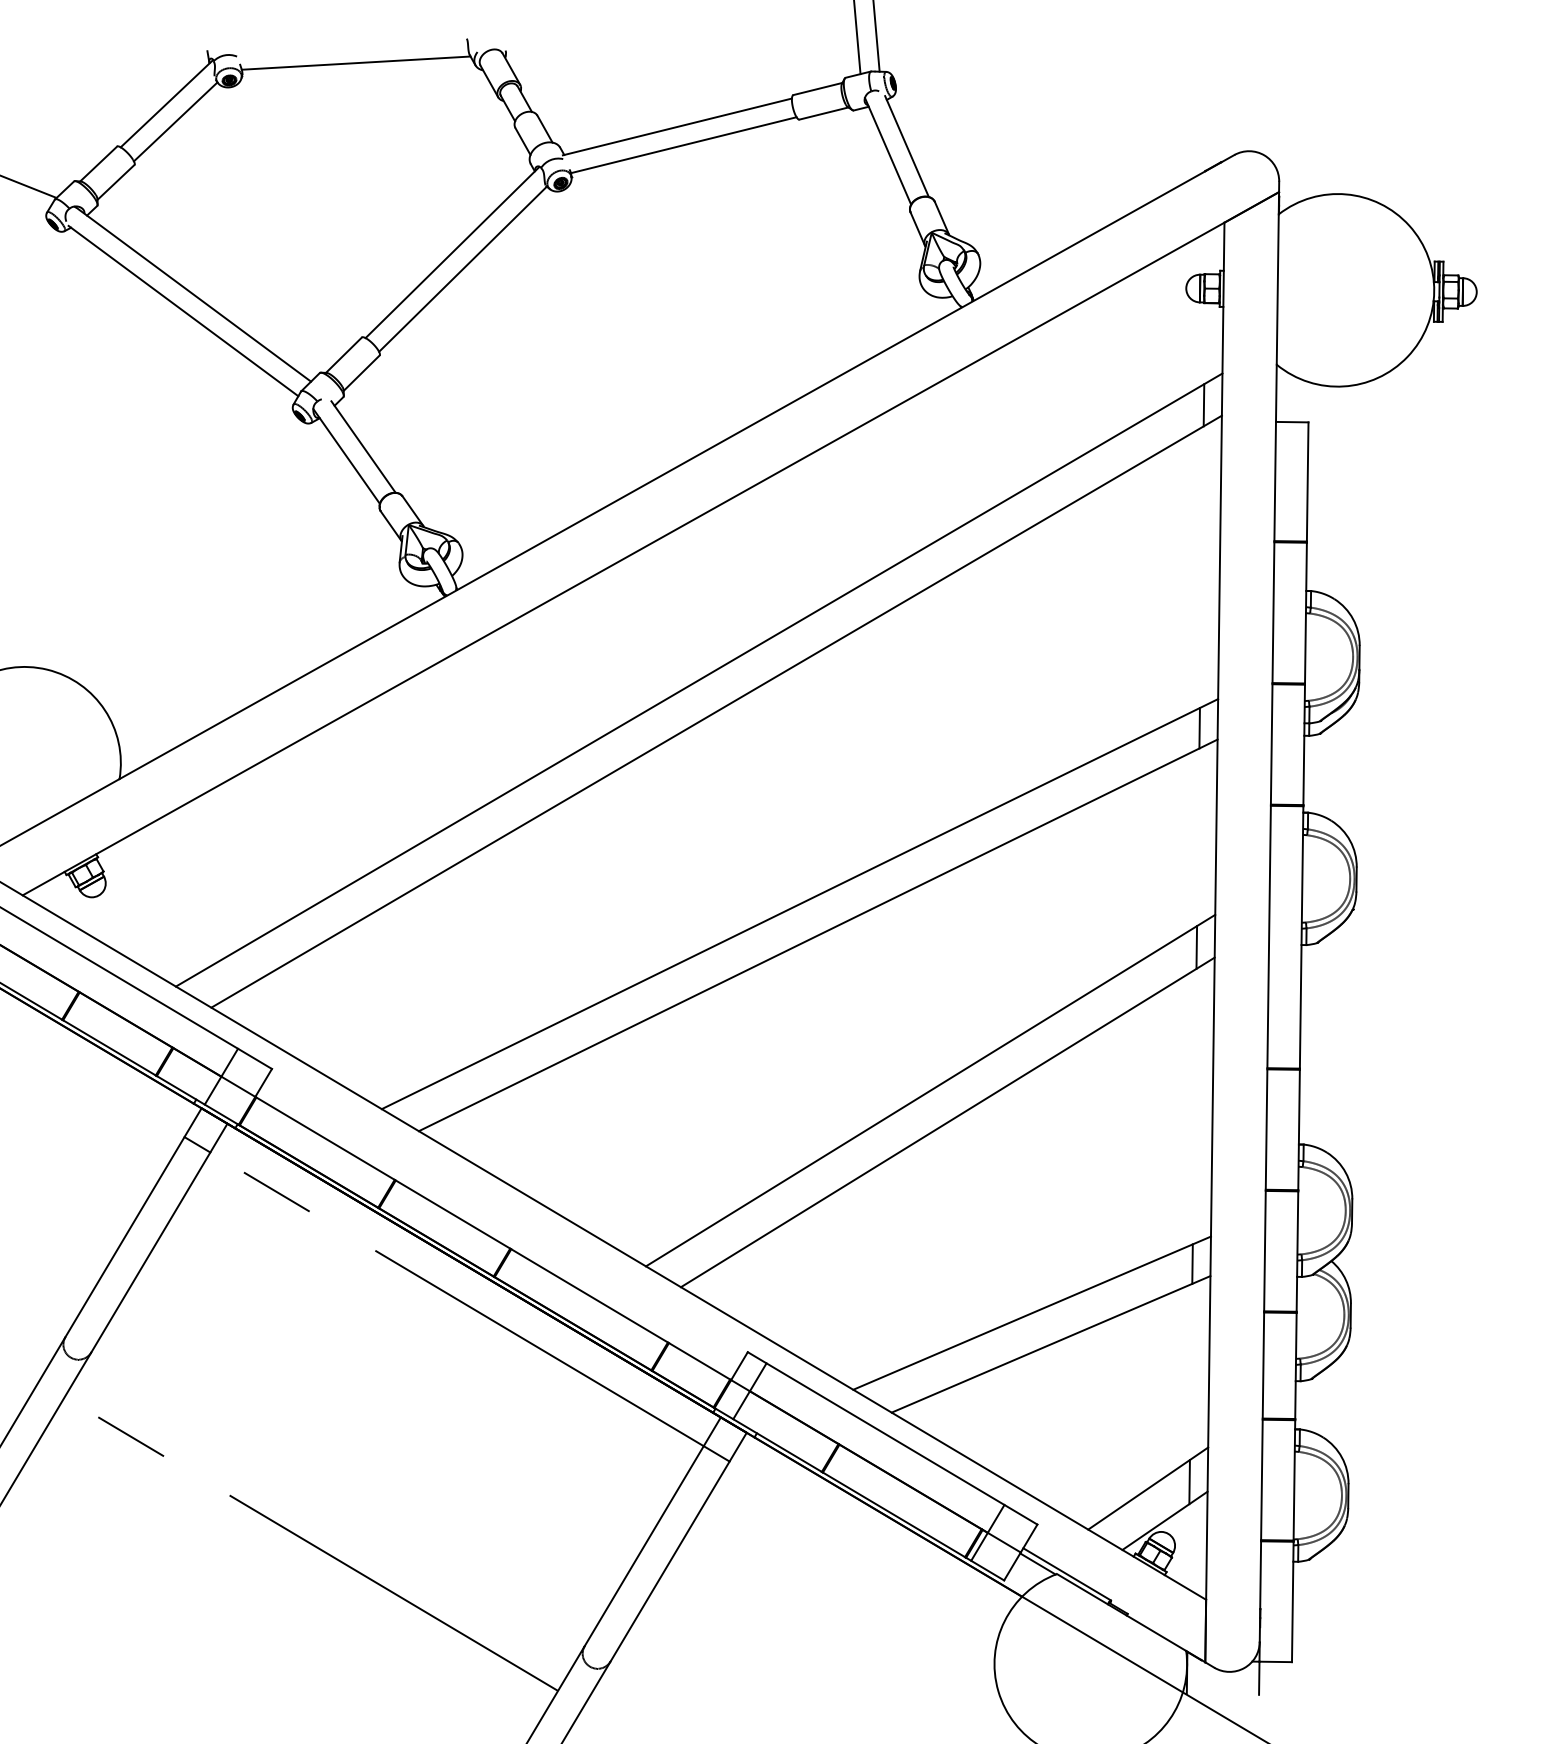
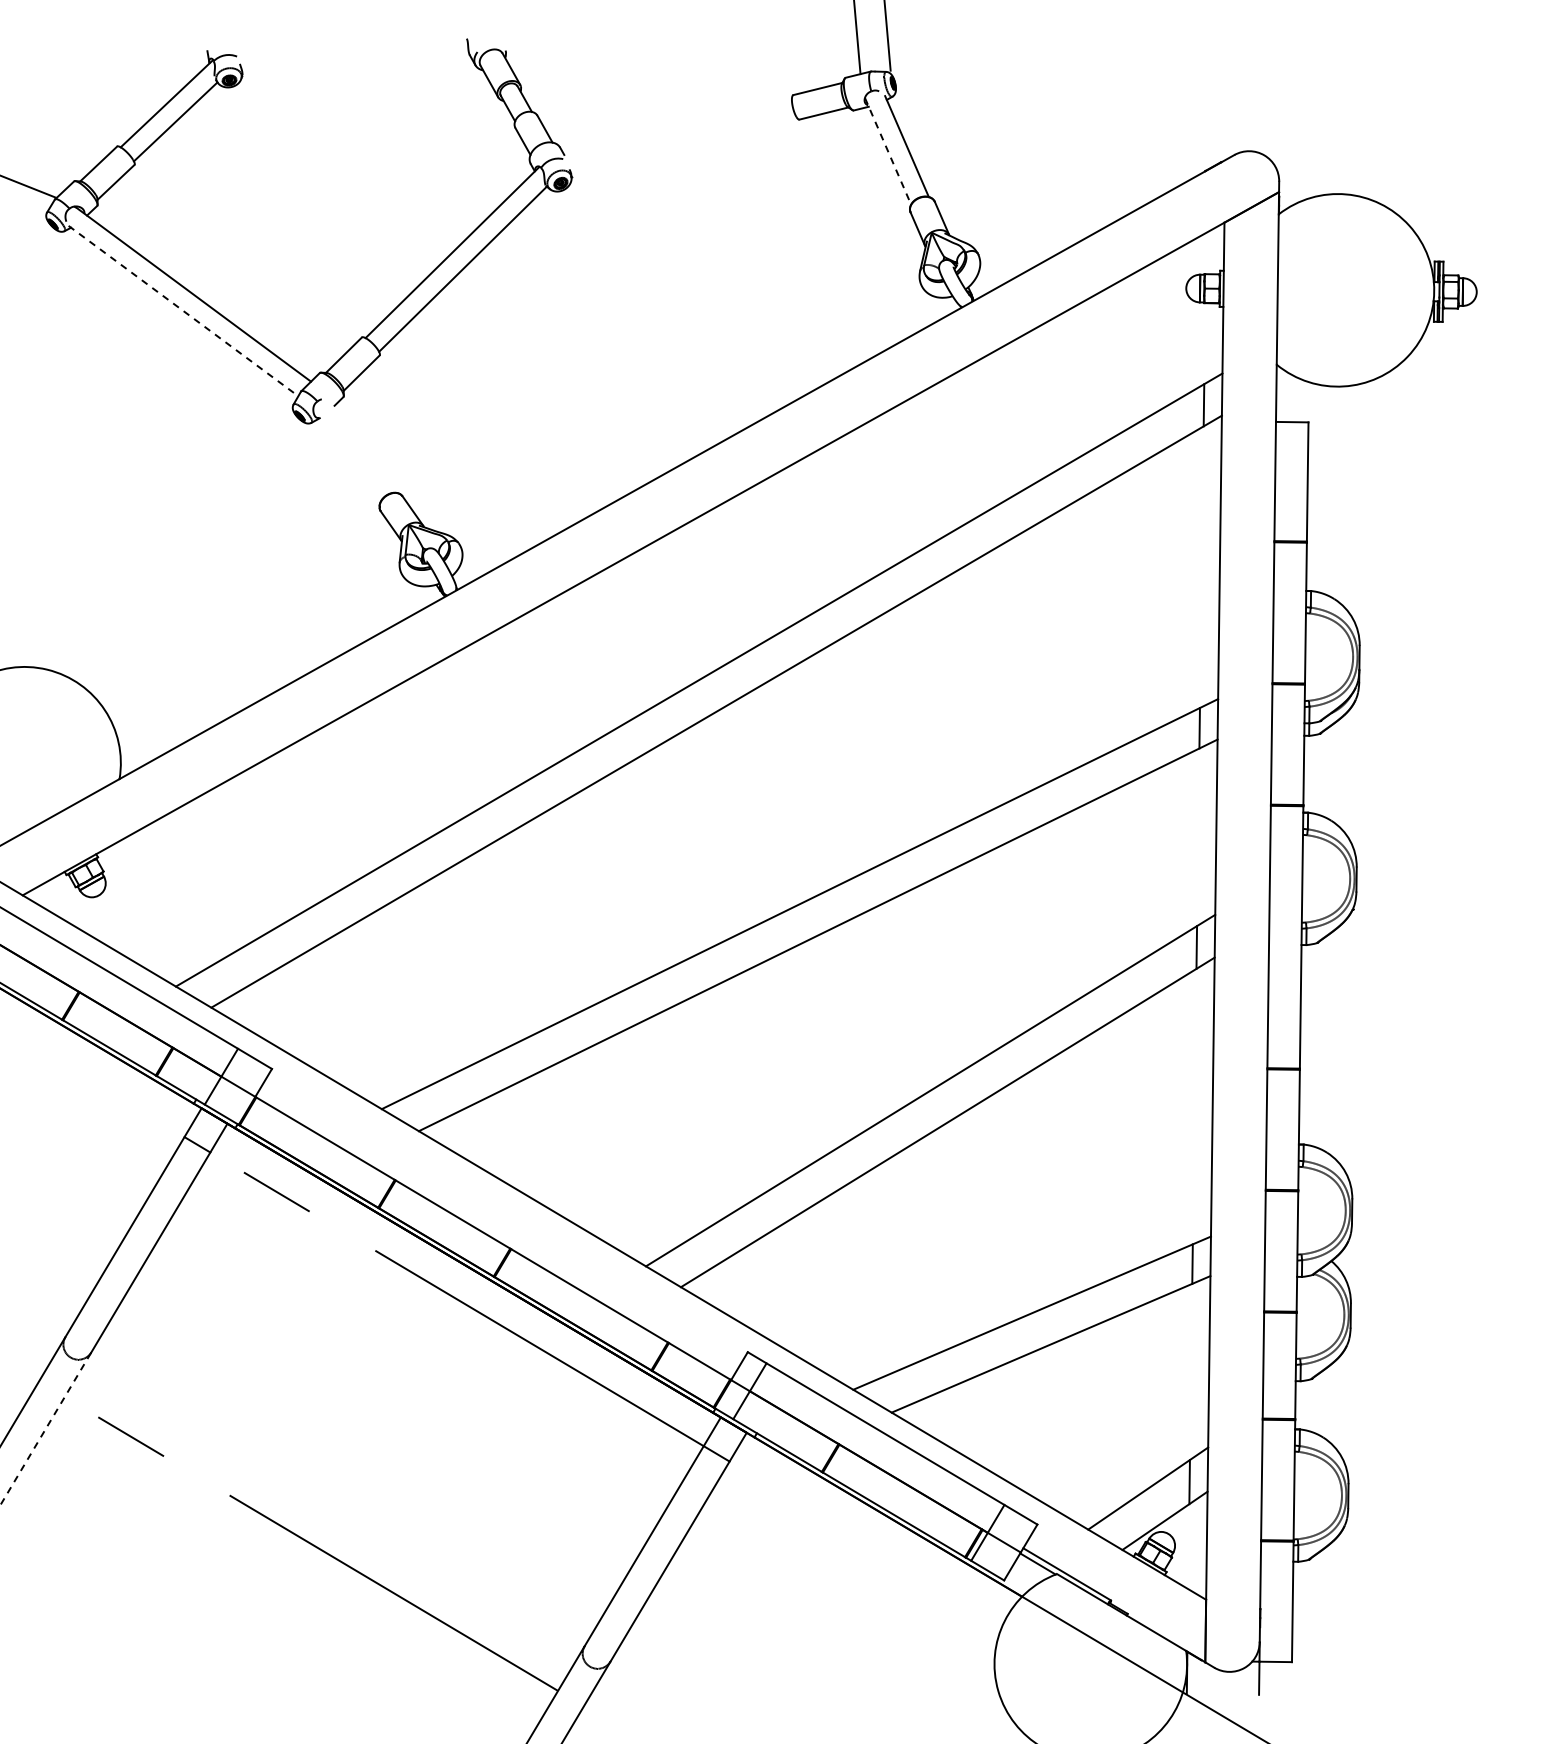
line position: (876, 36) -> (887, 36) (887, 36)
line: present -> none (355, 62)
line: present -> none (676, 126)
line: present -> none (683, 145)
line: solid -> dashed (888, 151)
line: solid -> dashed (183, 311)
line: present -> none (363, 446)
line: present -> none (346, 456)
line: solid -> dashed (45, 1429)
